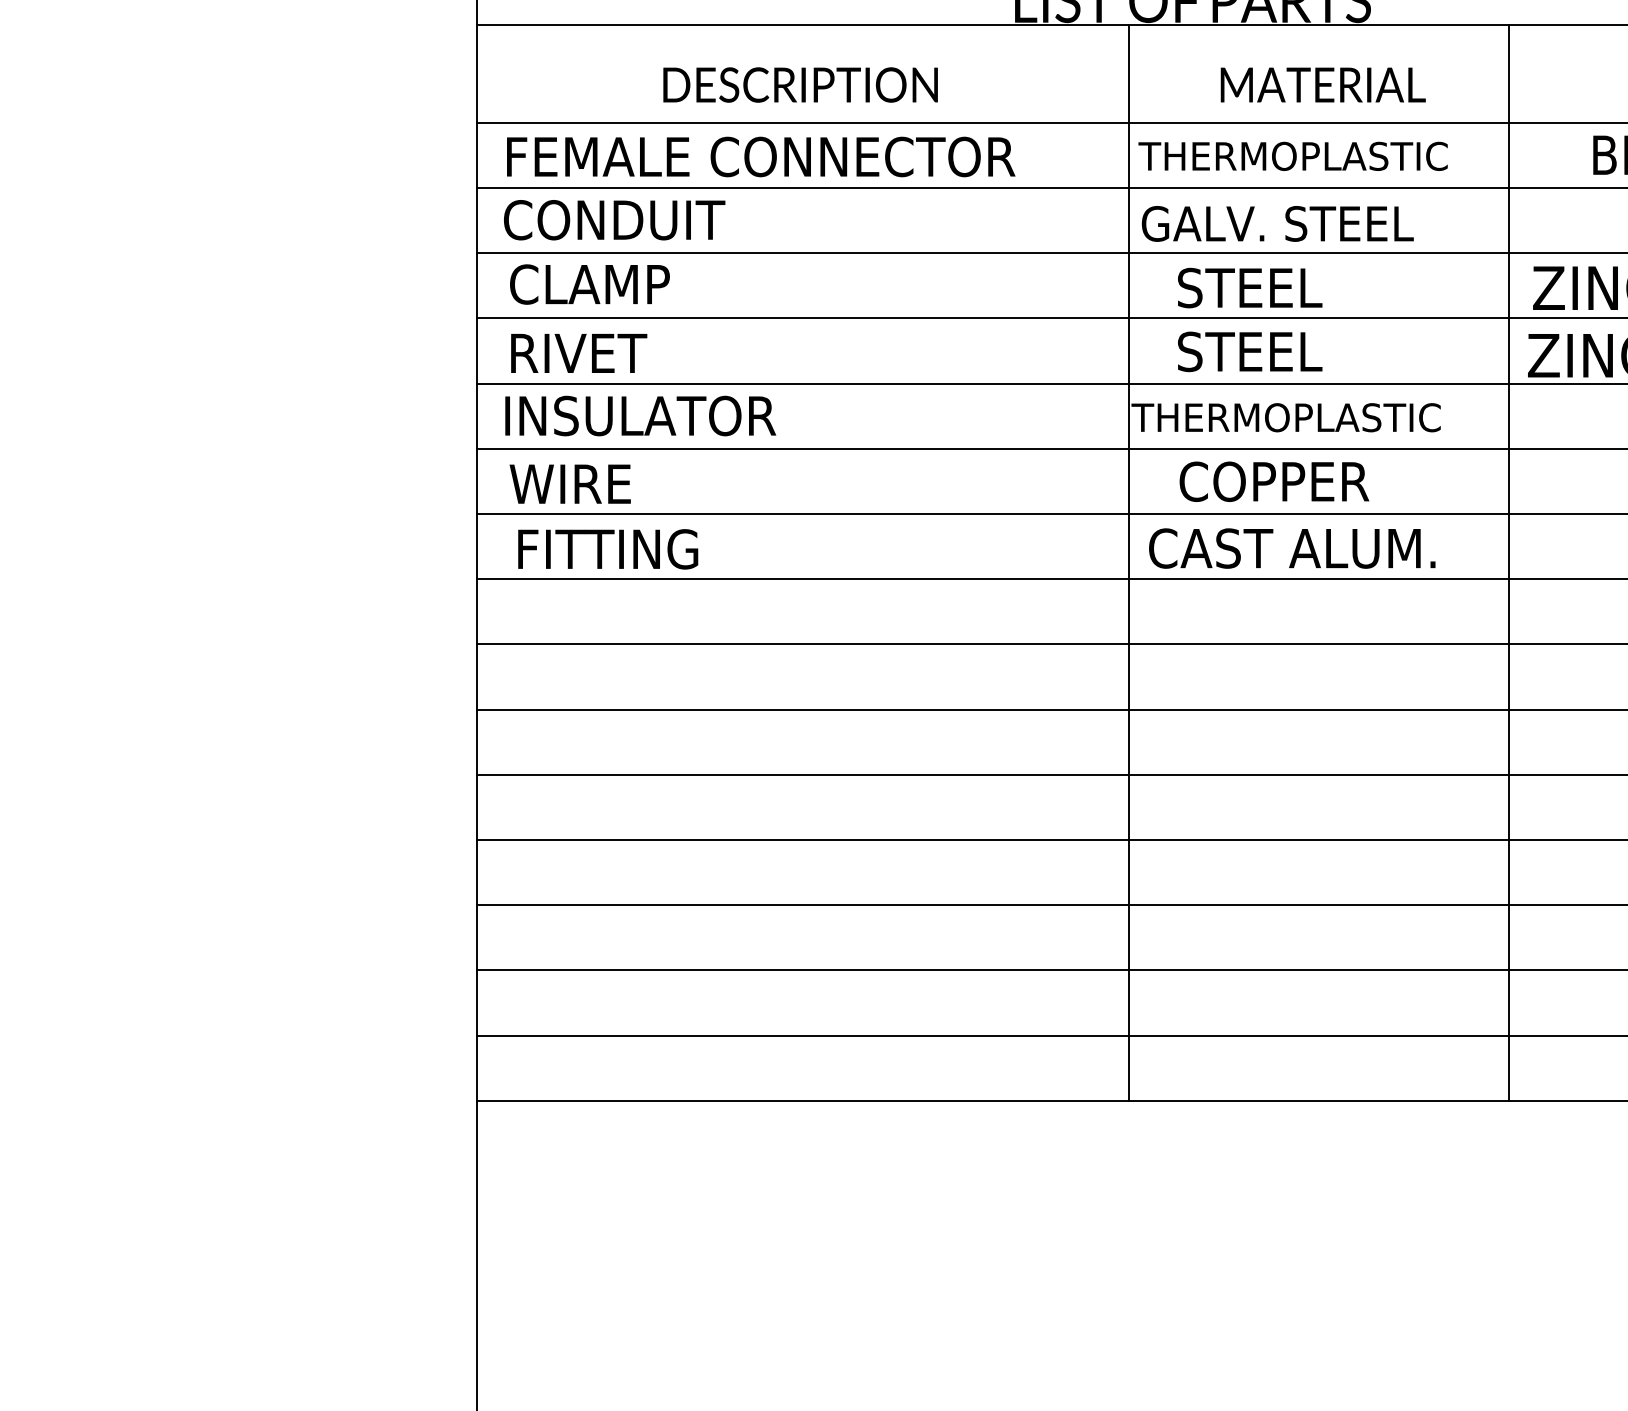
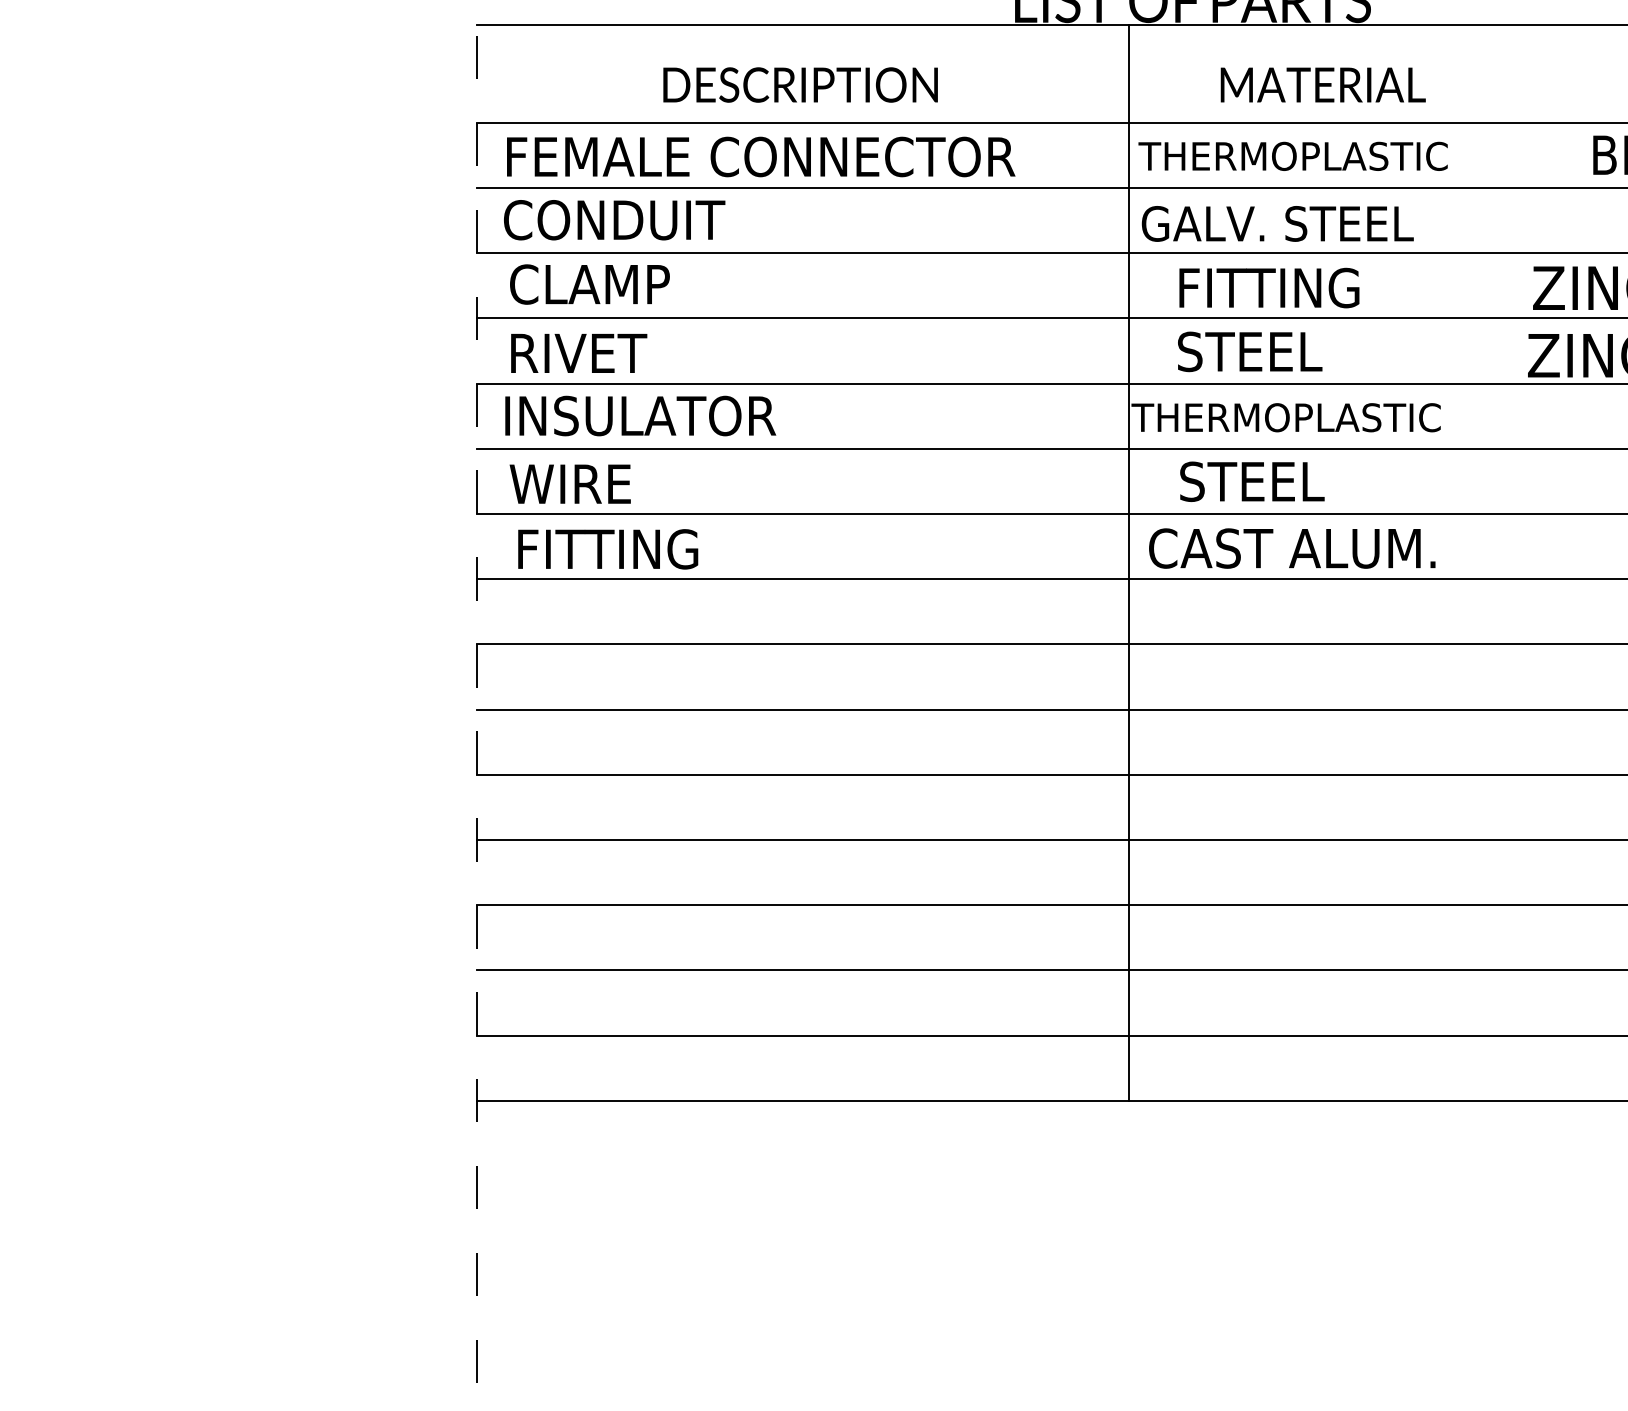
text: STEEL -> FITTING (1268, 287)
text: COPPER -> STEEL (1274, 481)
line: present -> none (1509, 562)
line: solid -> dashed (477, 705)
